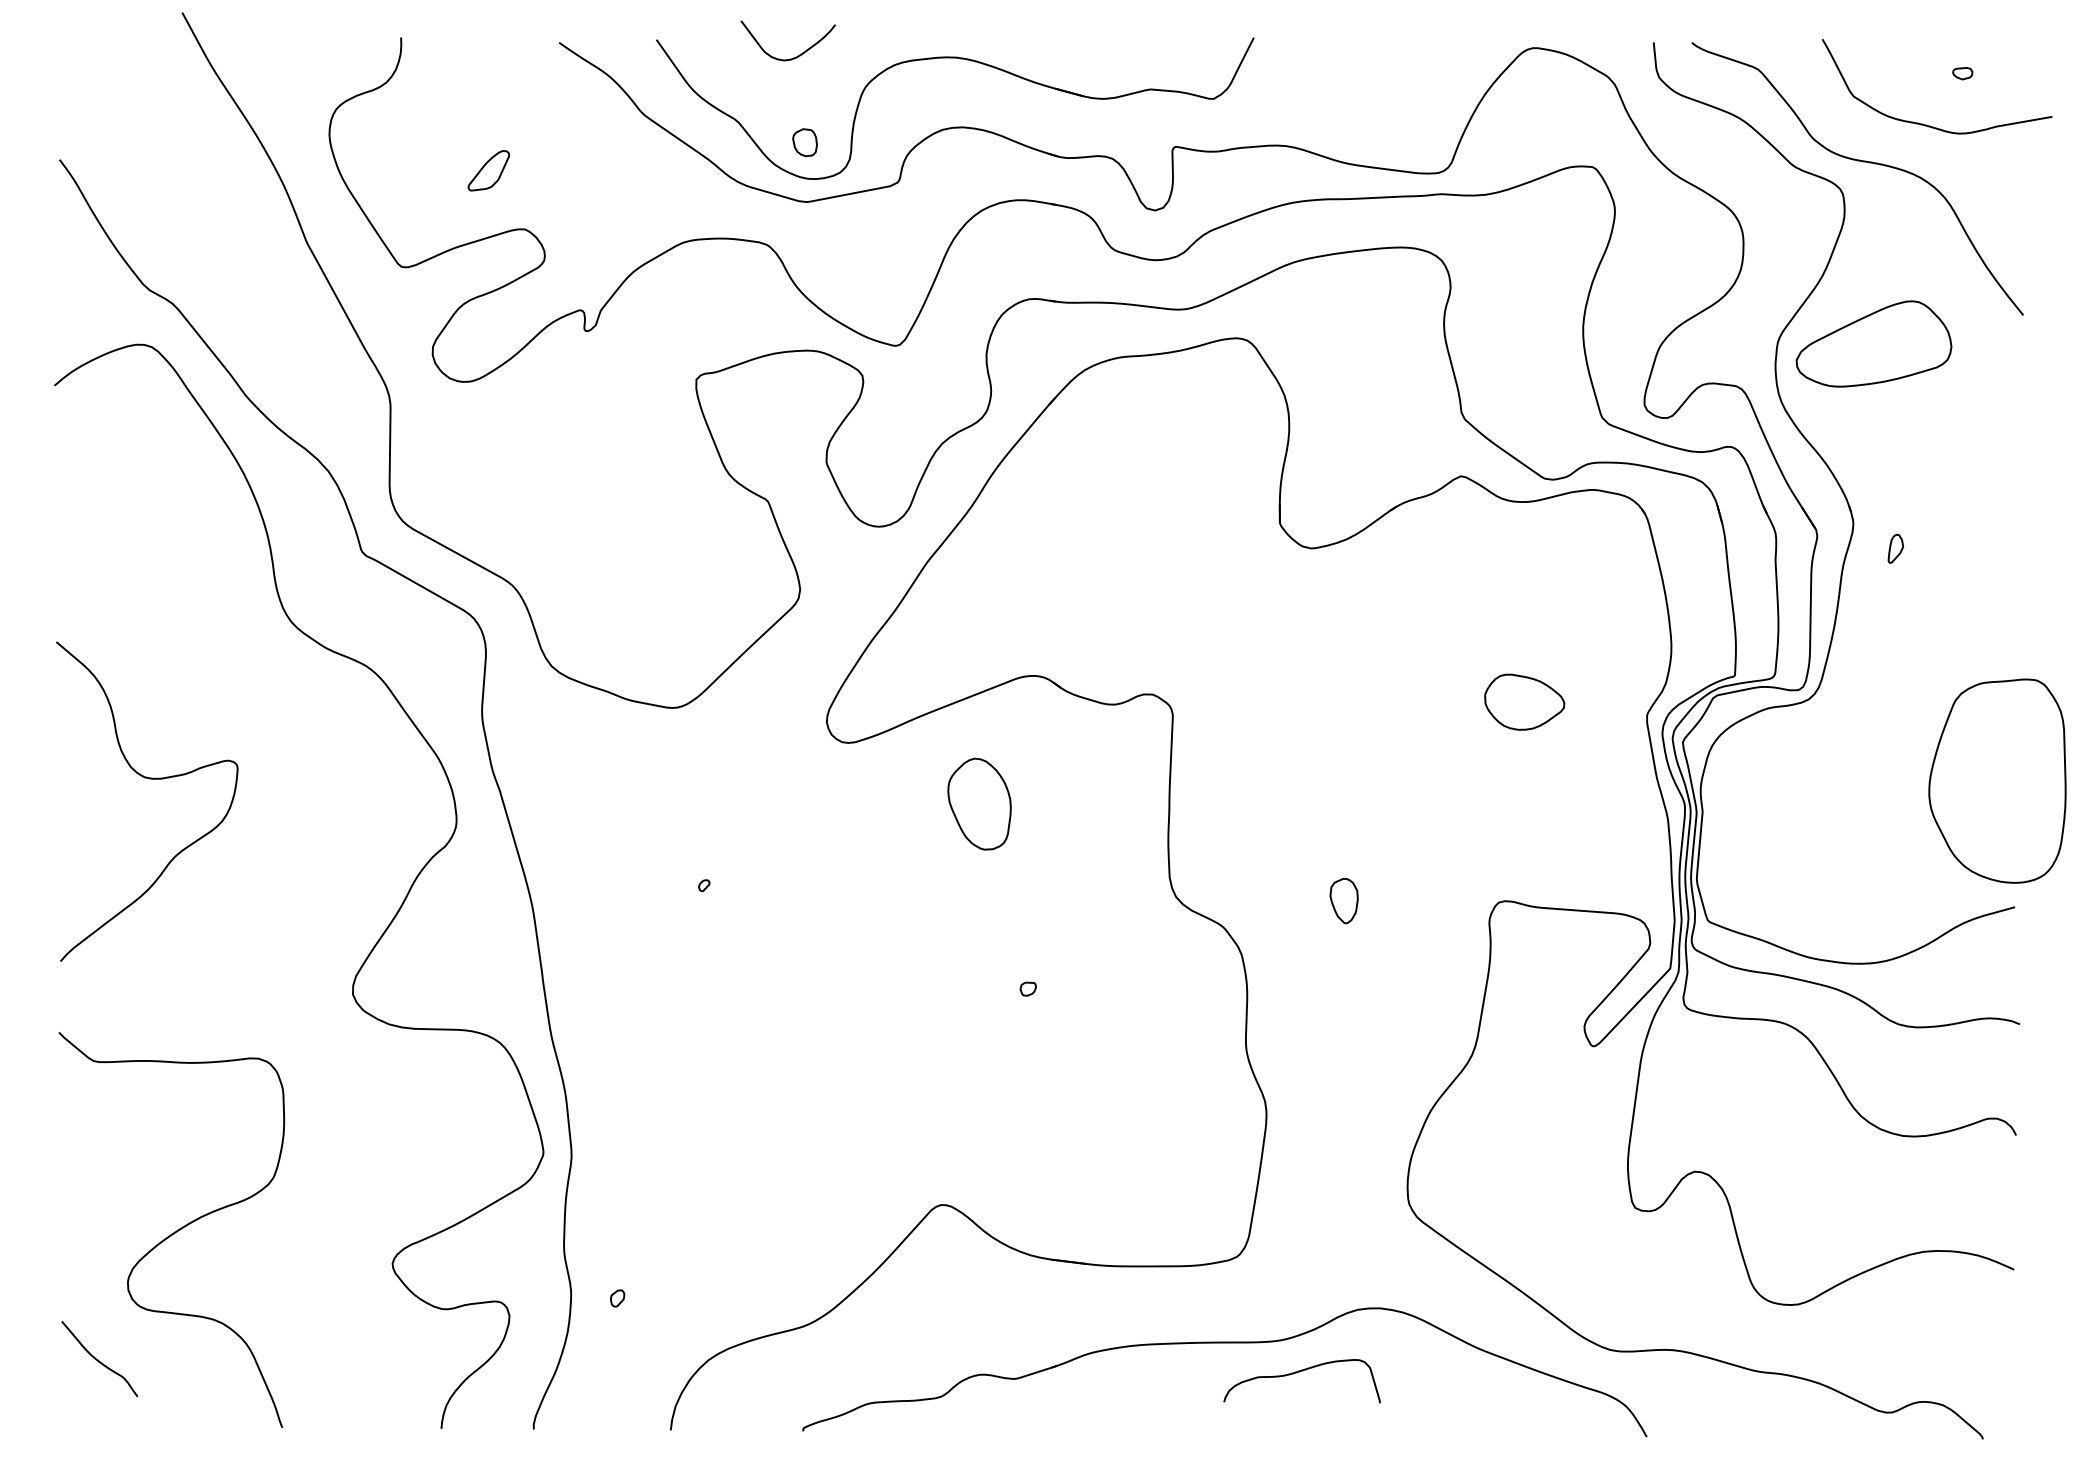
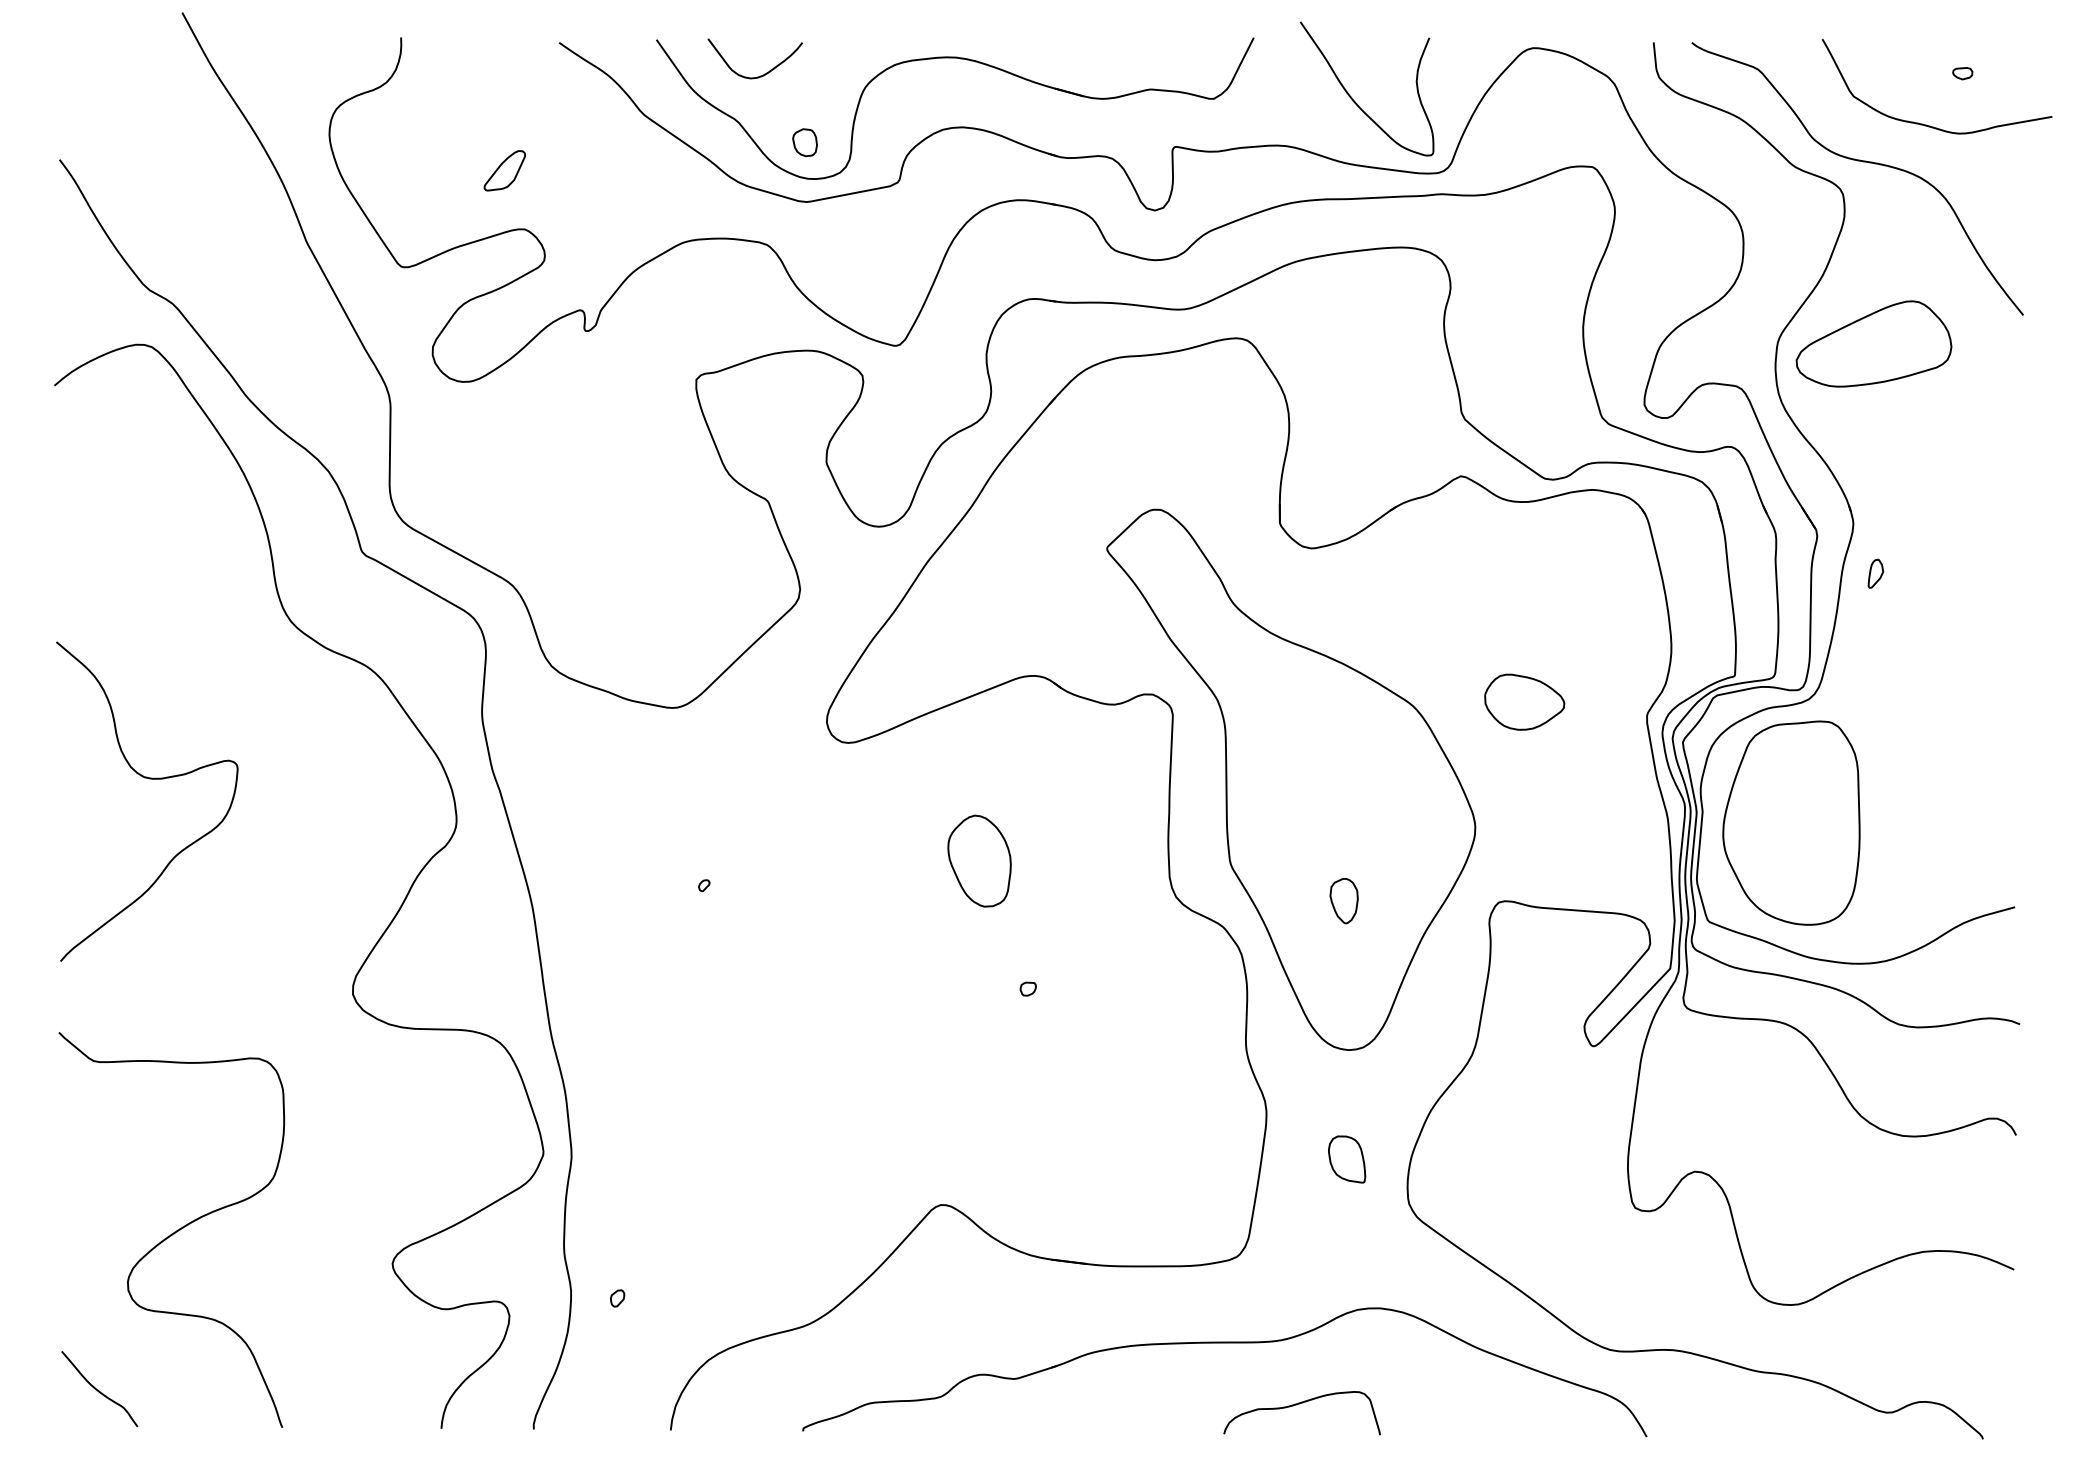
curve position: (797, 55) -> (764, 73) (764, 73)
curve: none -> present (1352, 97)
part position: (488, 170) -> (504, 170) (504, 170)
part position: (1895, 548) -> (1875, 573) (1875, 573)
part: none -> present (1291, 779)
part position: (1997, 780) -> (1791, 822) (1791, 822)
part position: (979, 803) -> (979, 860) (979, 860)
part: none -> present (1347, 1159)
curve position: (98, 1359) -> (98, 1389) (98, 1389)
curve position: (1299, 1372) -> (1299, 1404) (1299, 1404)
